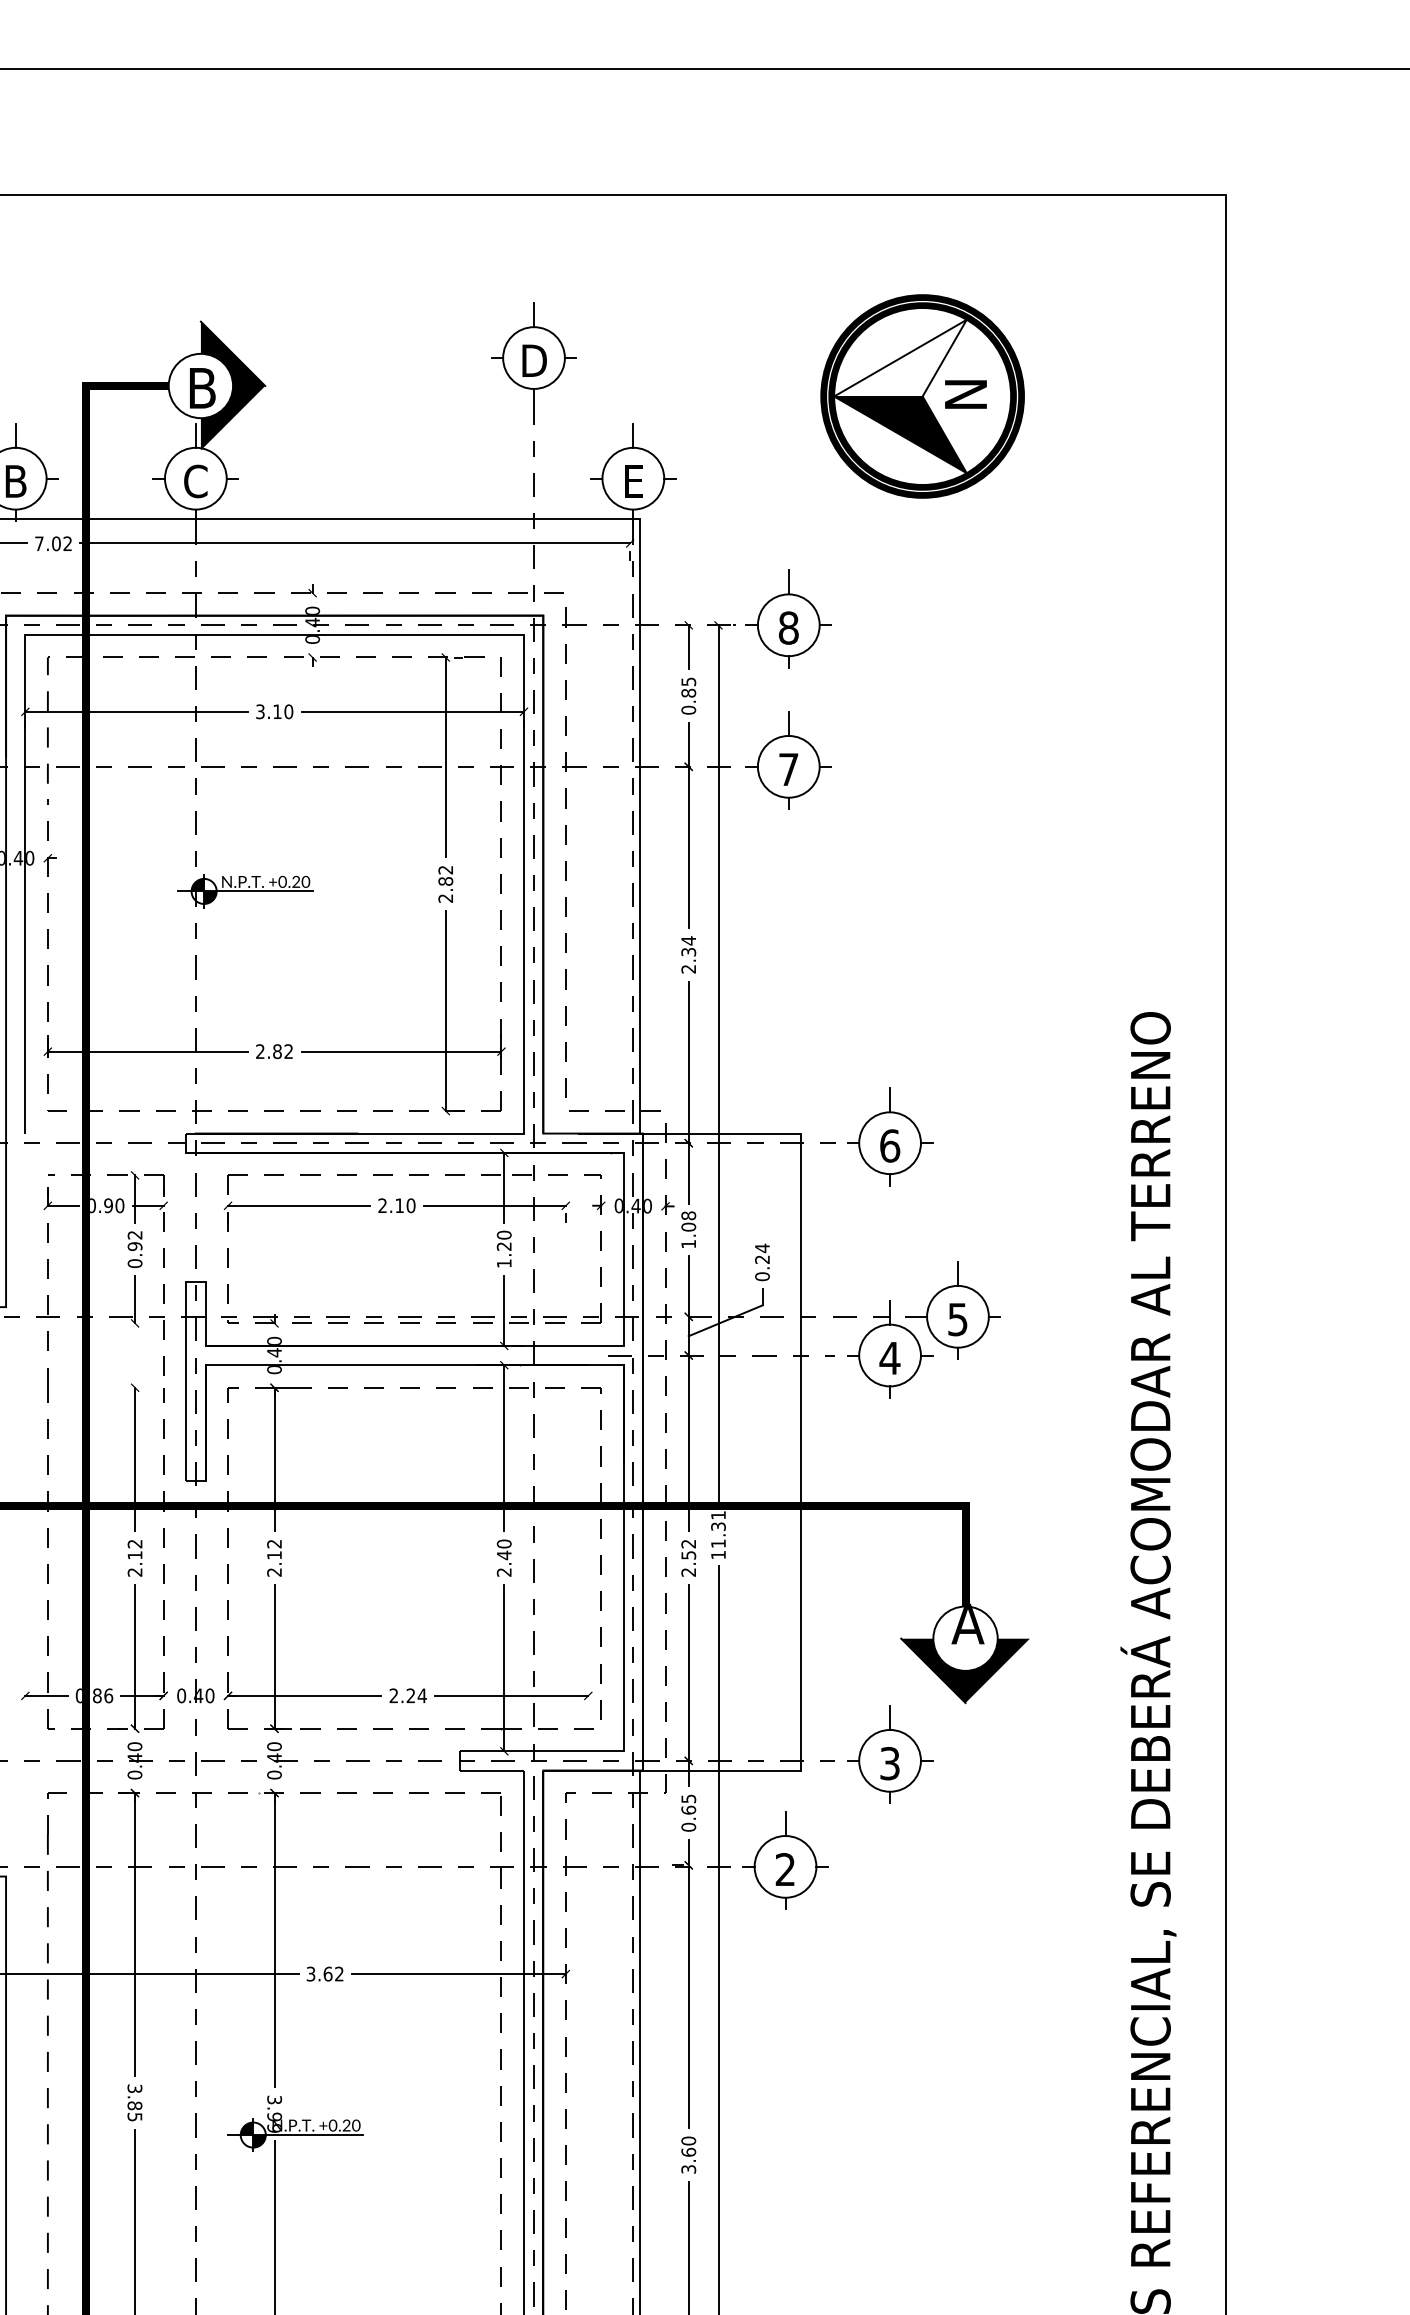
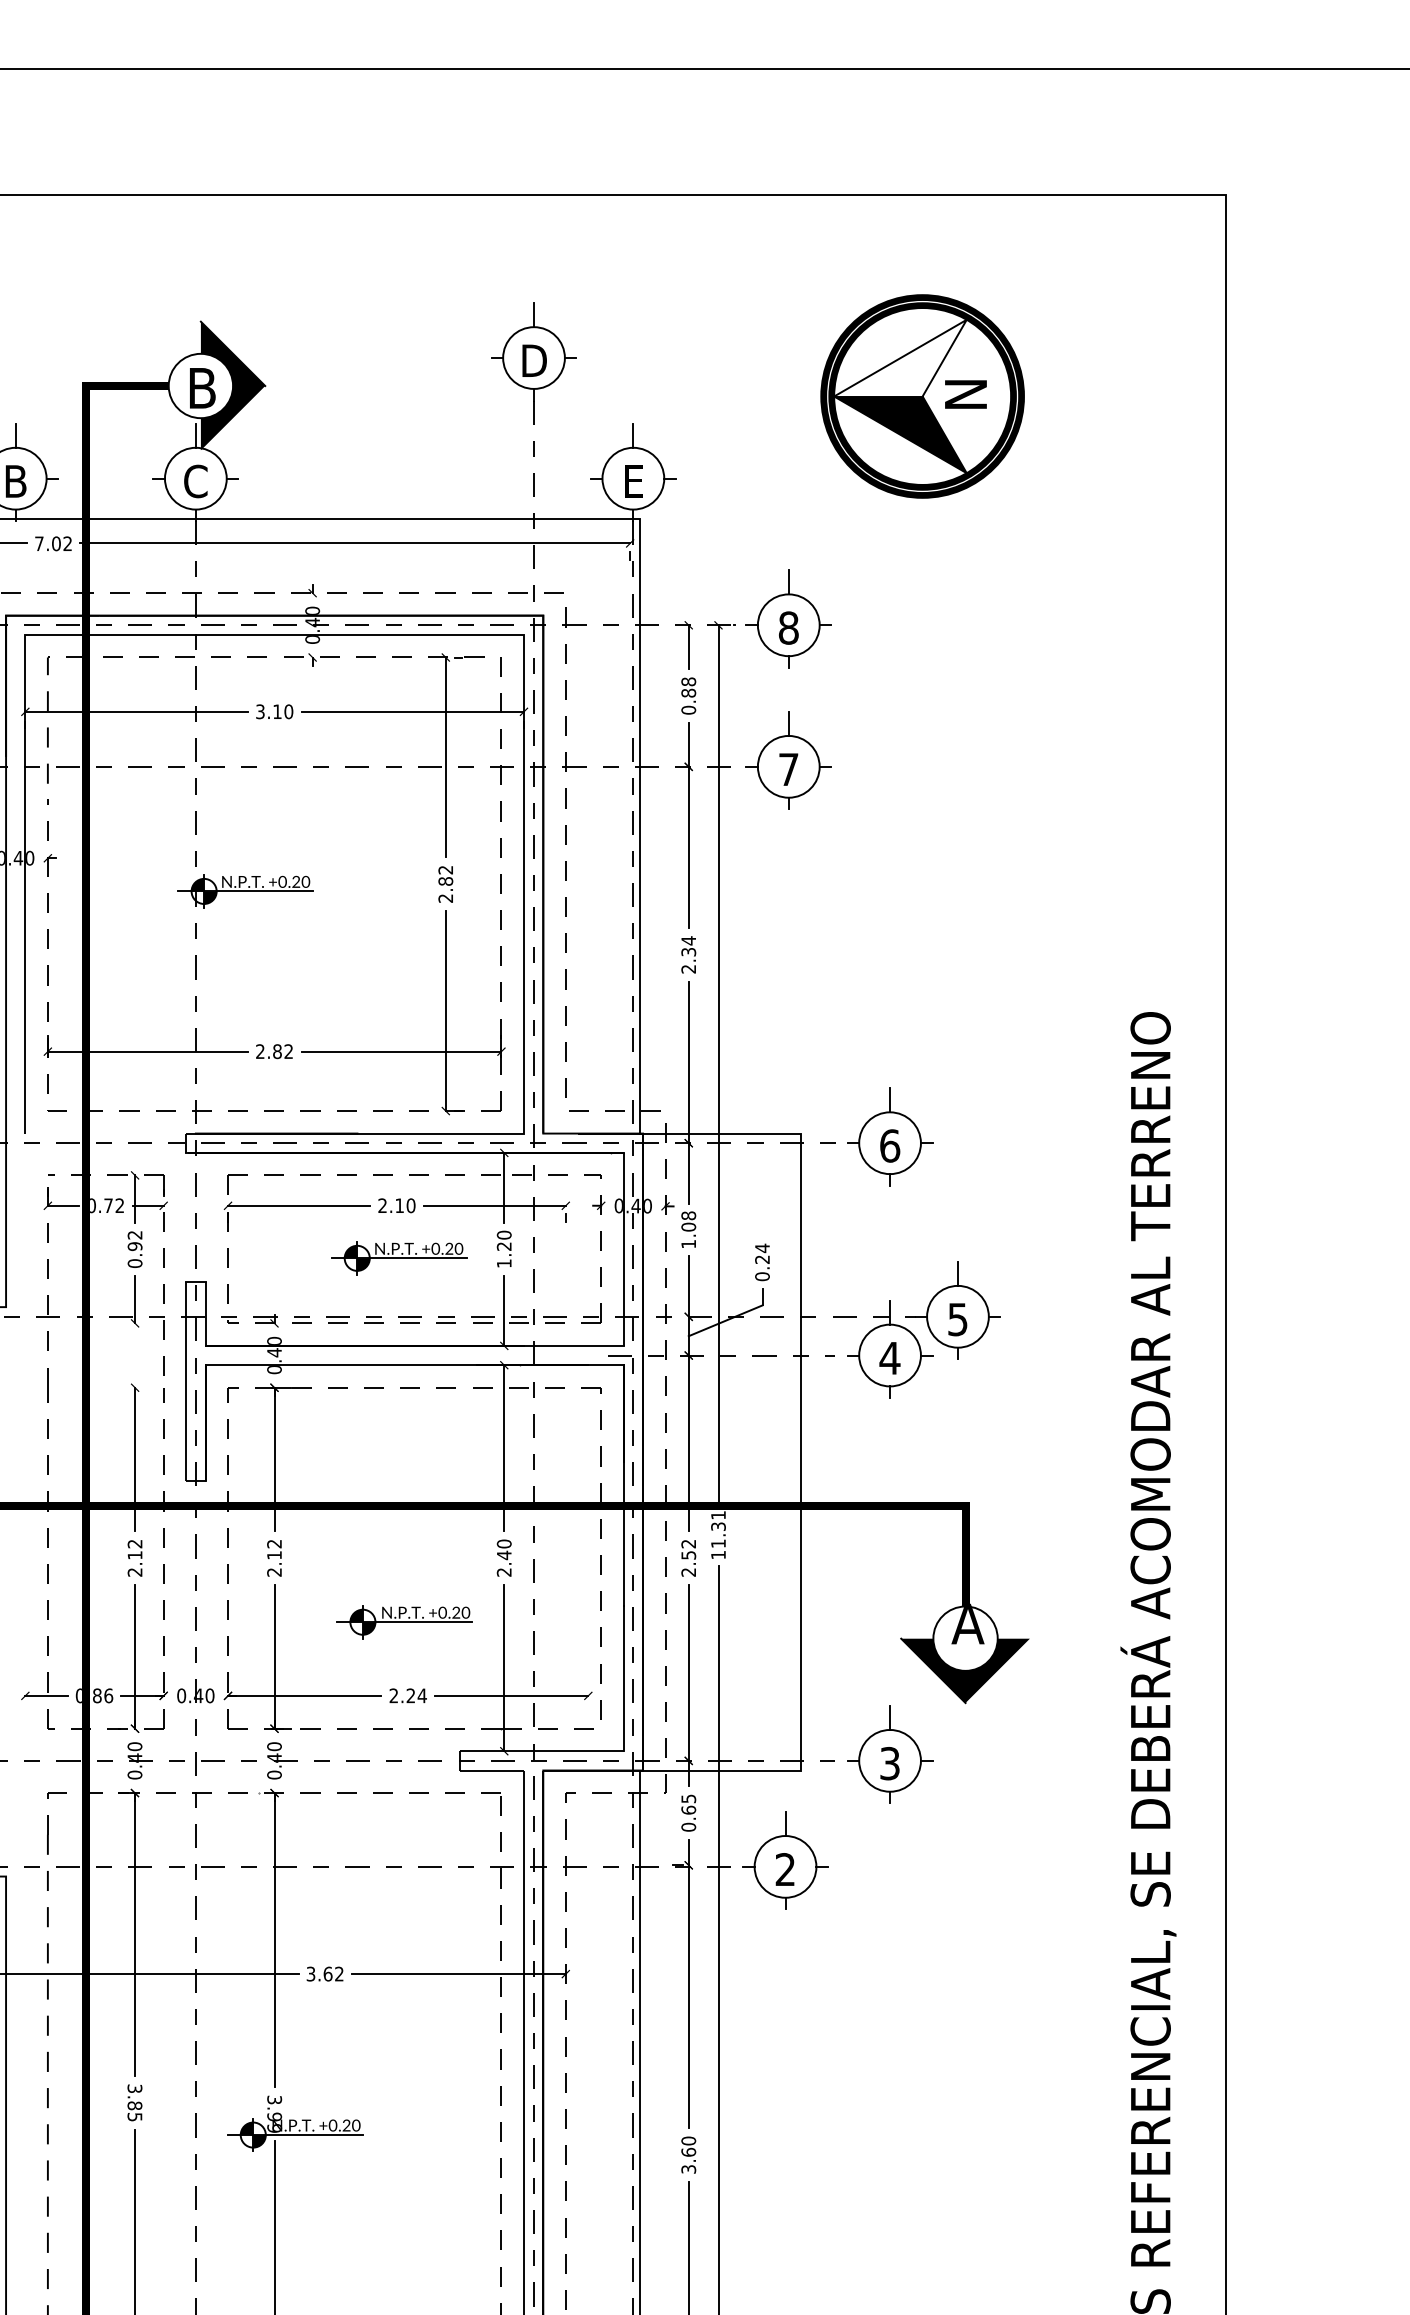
text: 0.85 -> 0.88 (688, 681)
text: 0.90 -> 0.72 (114, 1205)
part: none -> present (399, 1258)
part: none -> present (404, 1622)
